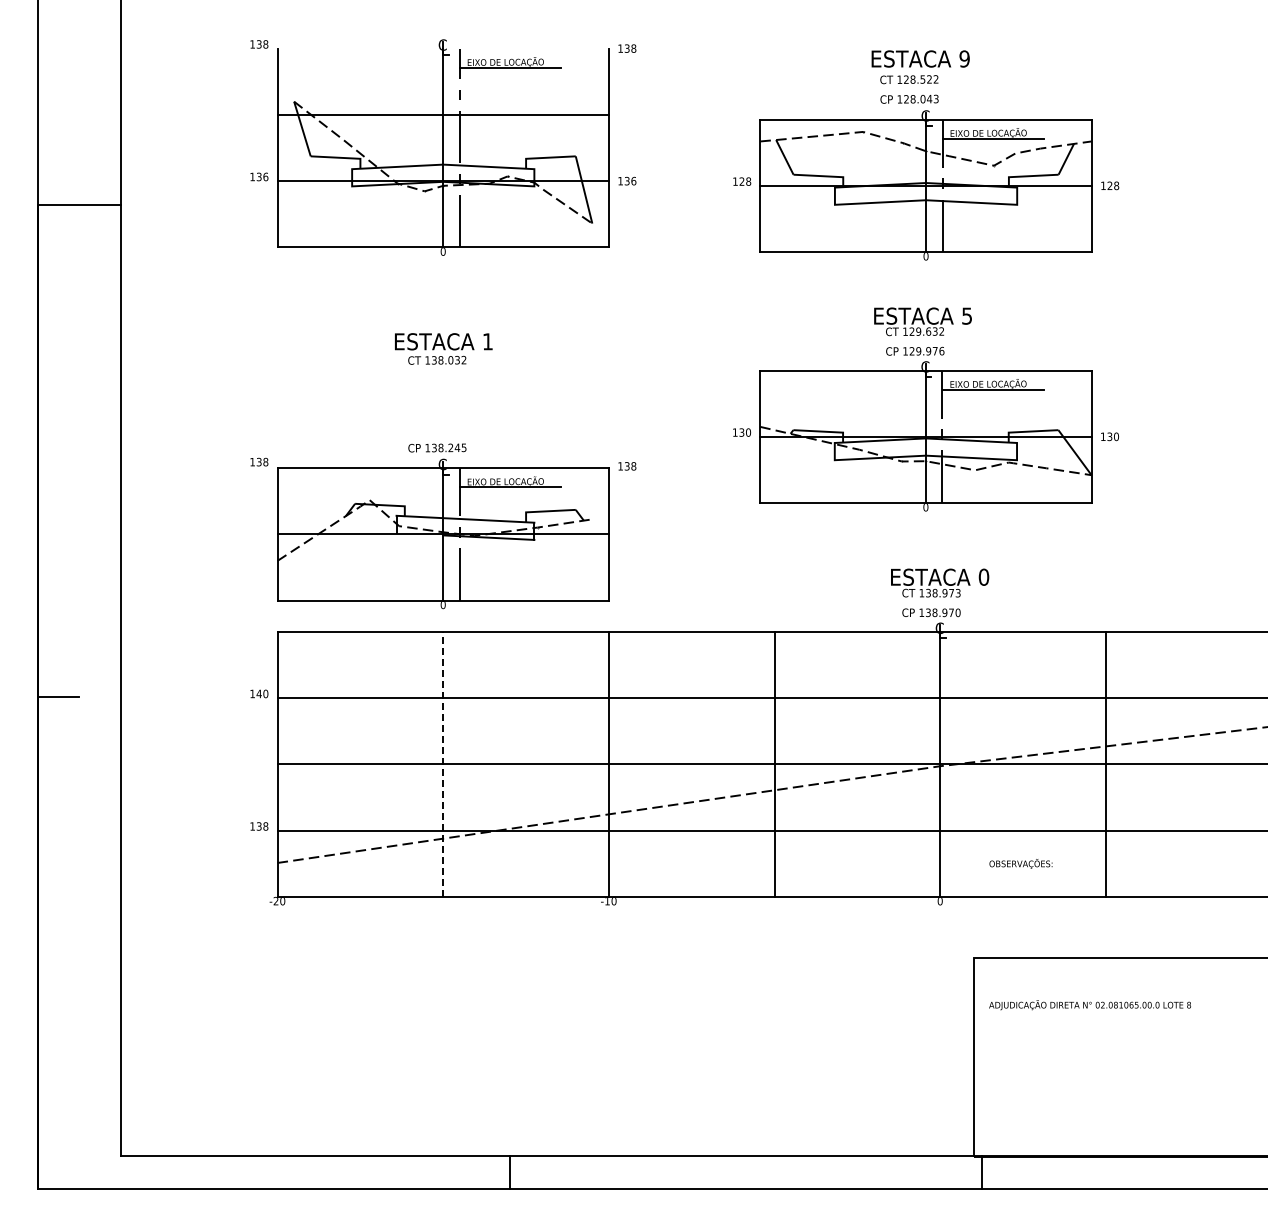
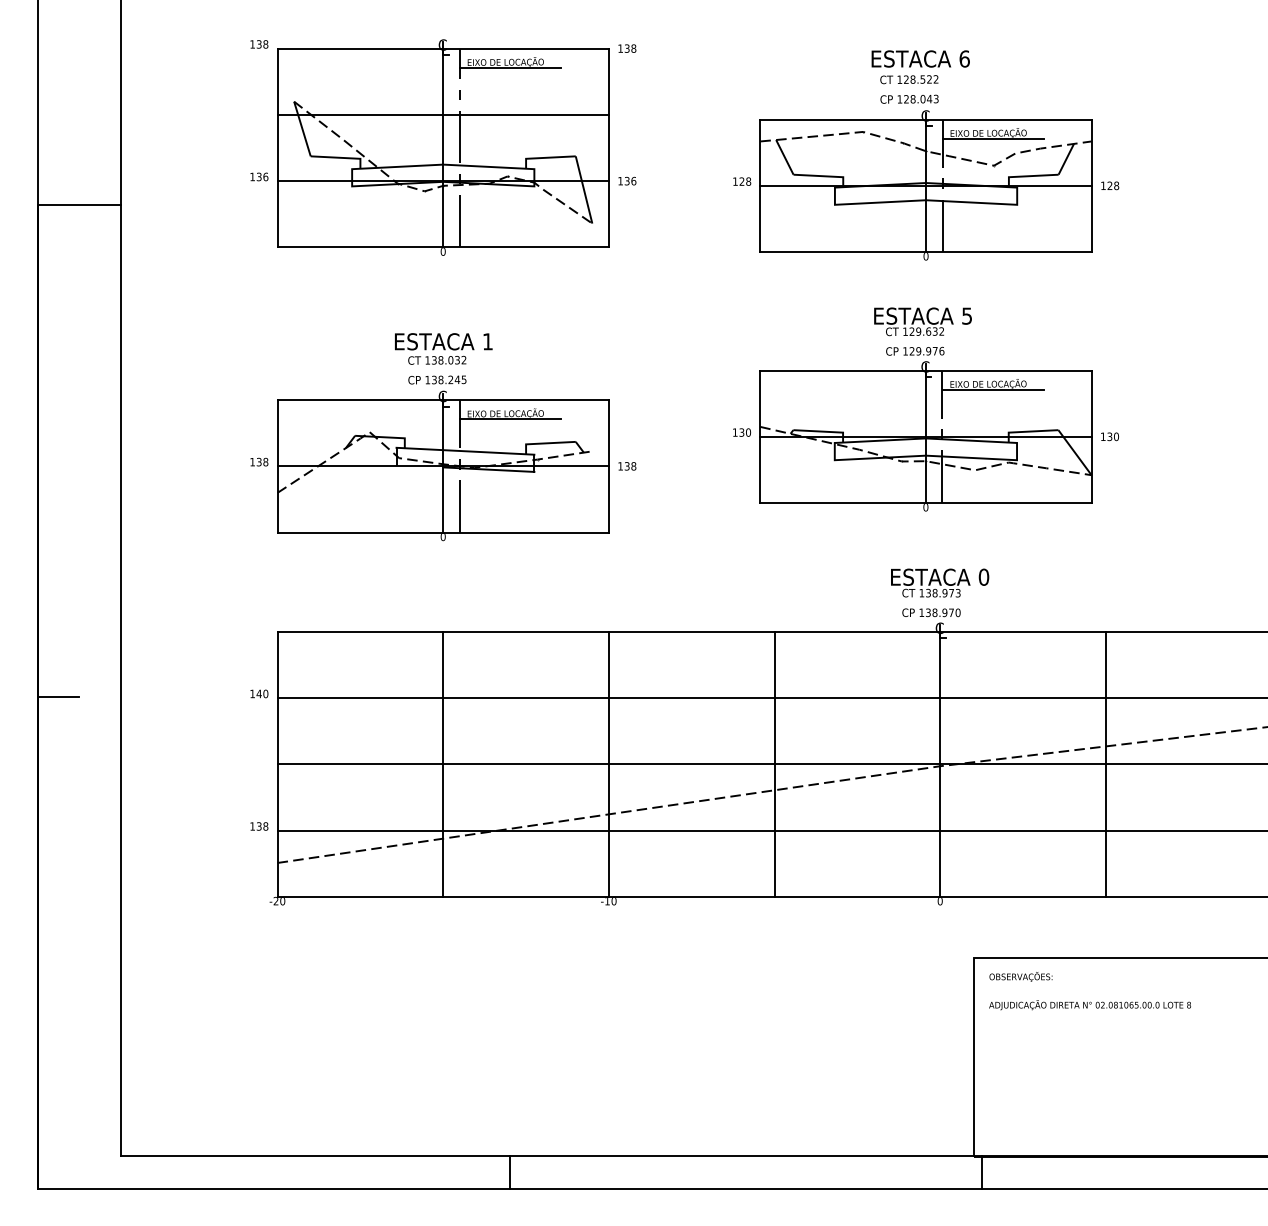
line: none -> present (442, 48)
text: 9 -> 6 (964, 58)
part position: (443, 526) -> (443, 458) (443, 458)
line: dashed -> solid (443, 764)
text position: (1020, 863) -> (1020, 976) (1020, 976)
